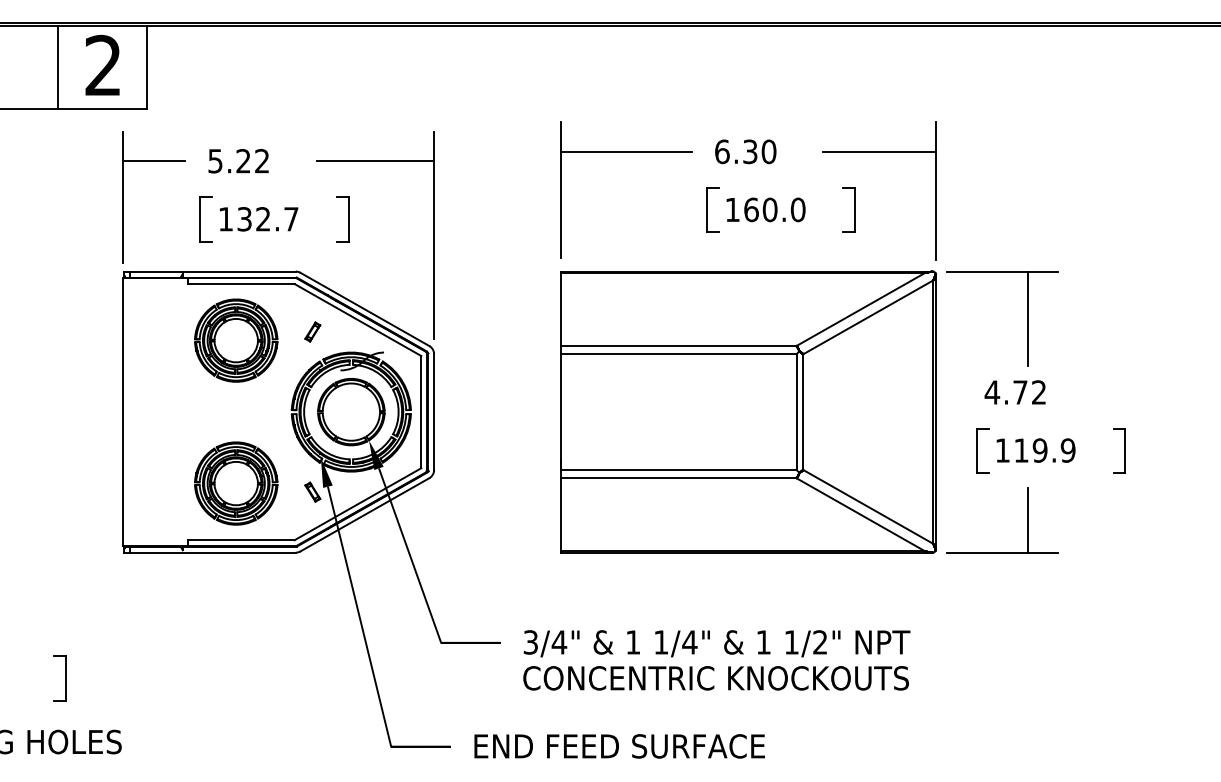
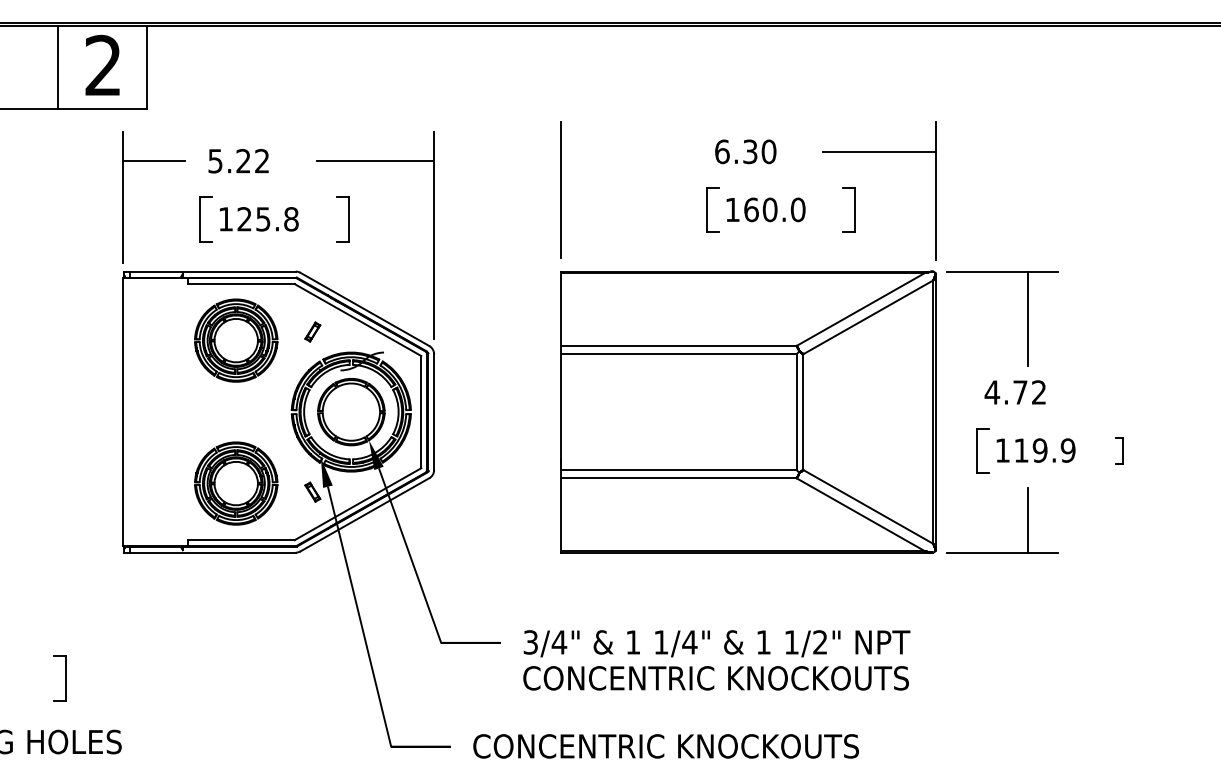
line: present -> none (626, 152)
text: 132.7 -> 125.8 (267, 219)
part size: 13x46 px -> 9x28 px (1119, 450)
text: END FEED SURFACE -> CONCENTRIC KNOCKOUTS (665, 746)
